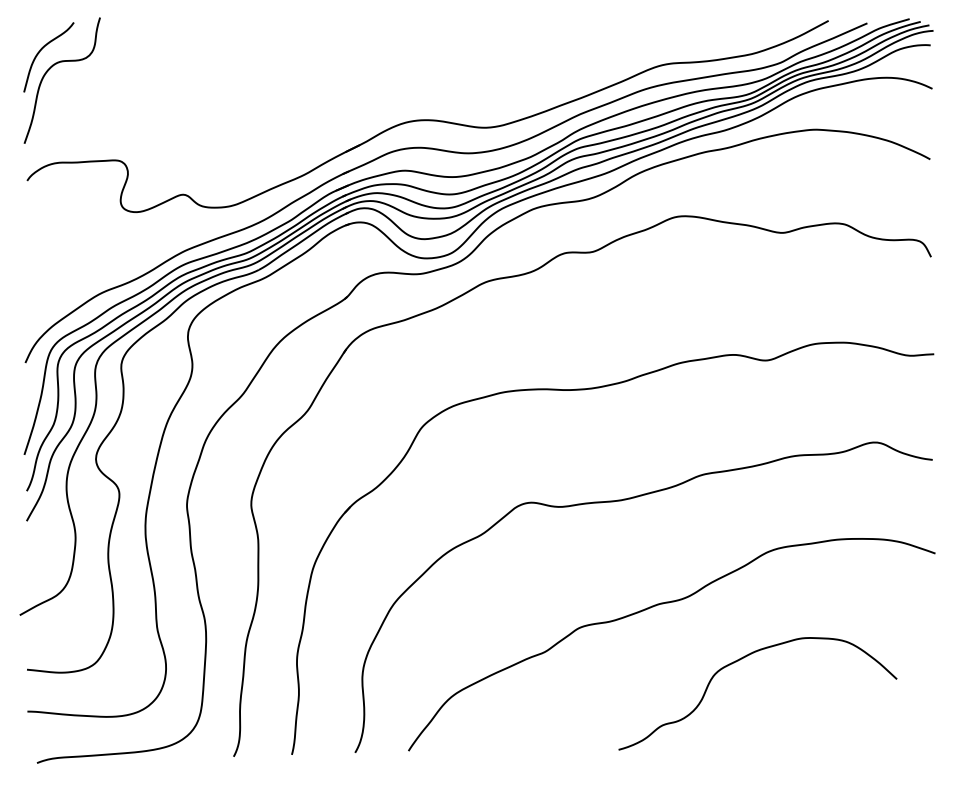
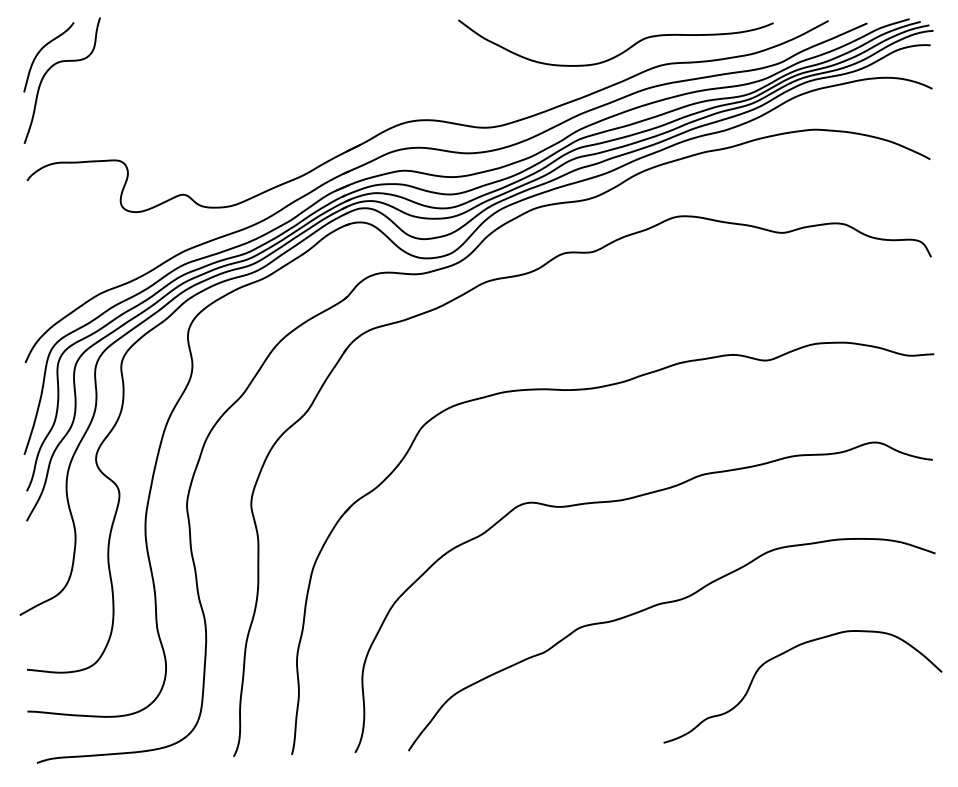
curve: none -> present (622, 51)
curve position: (740, 660) -> (785, 653) (785, 653)
